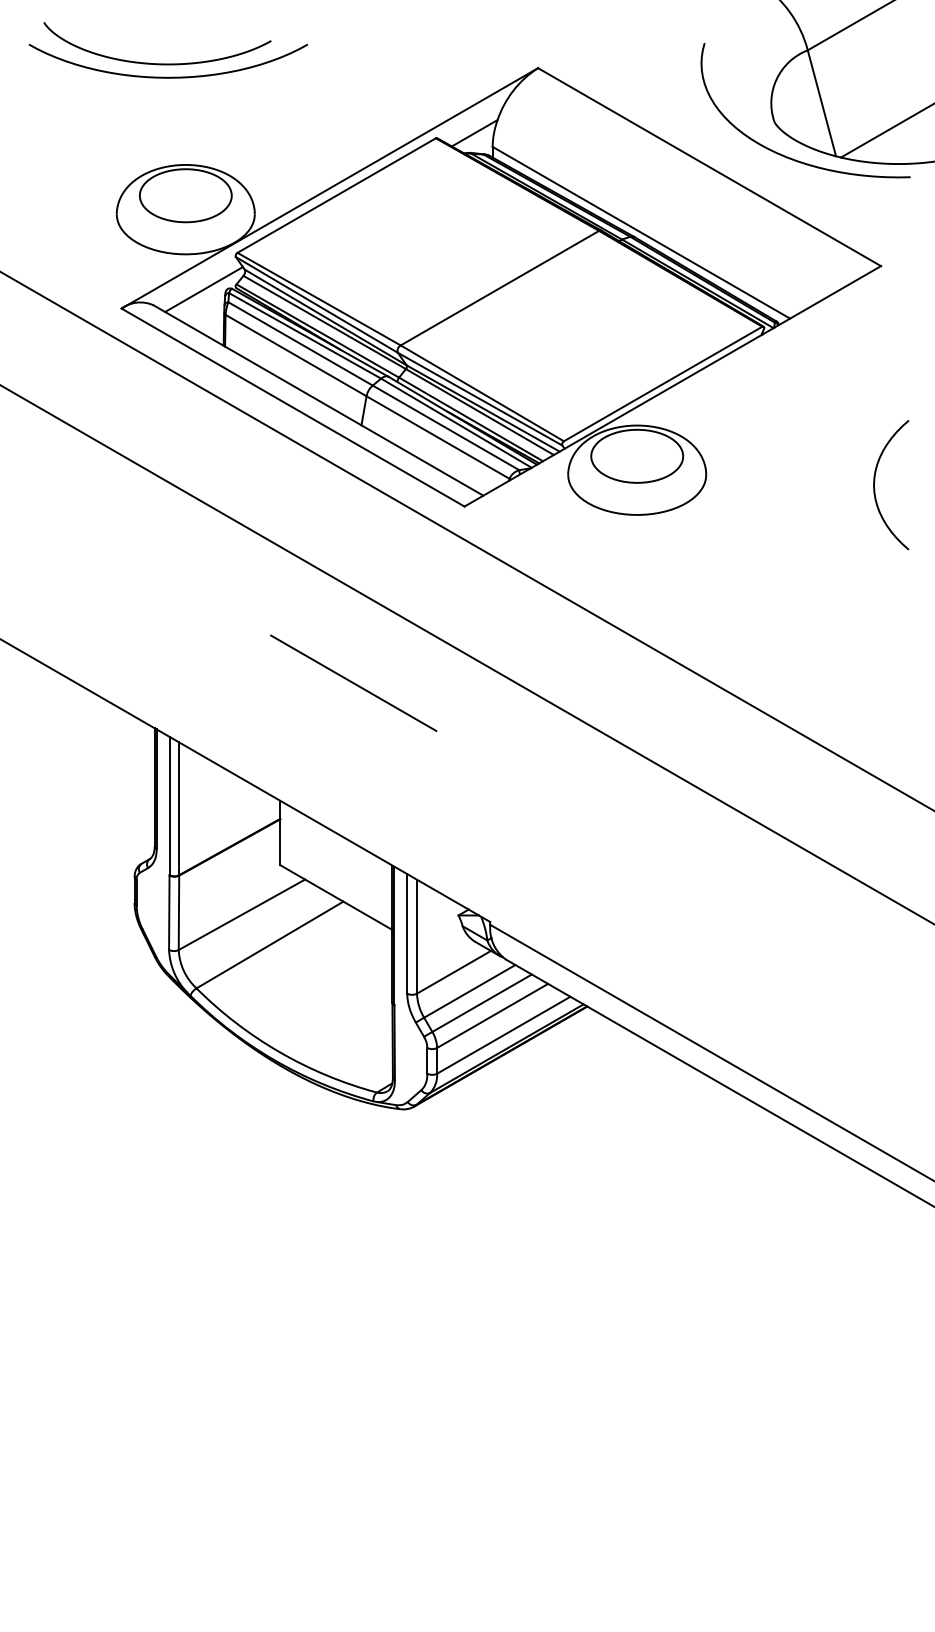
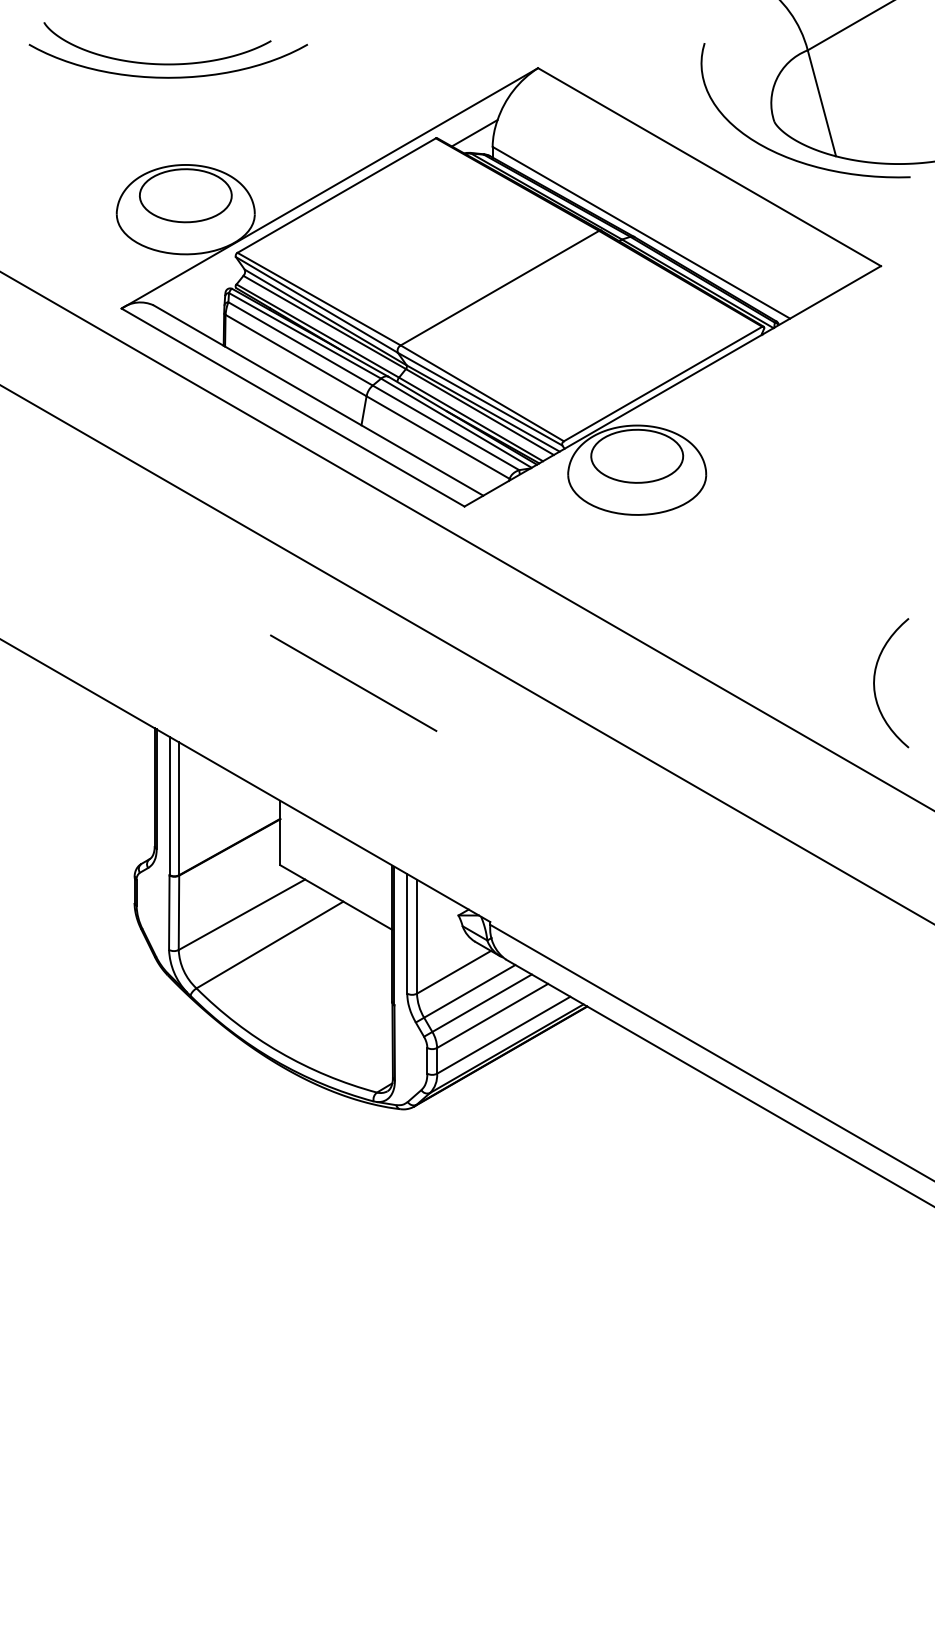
line: present -> none (886, 131)
line: present -> none (203, 289)
curve position: (875, 488) -> (875, 686) (875, 686)
